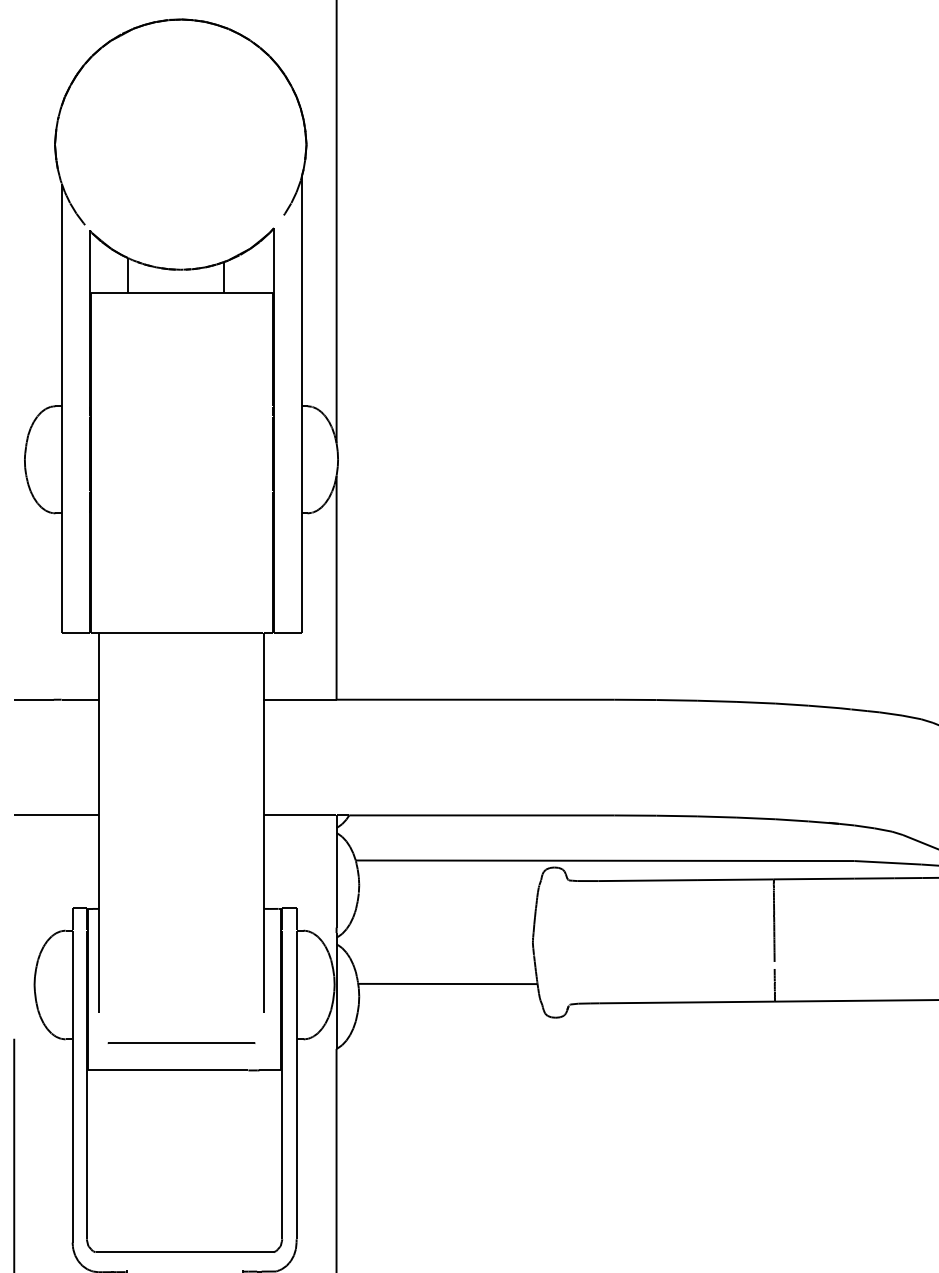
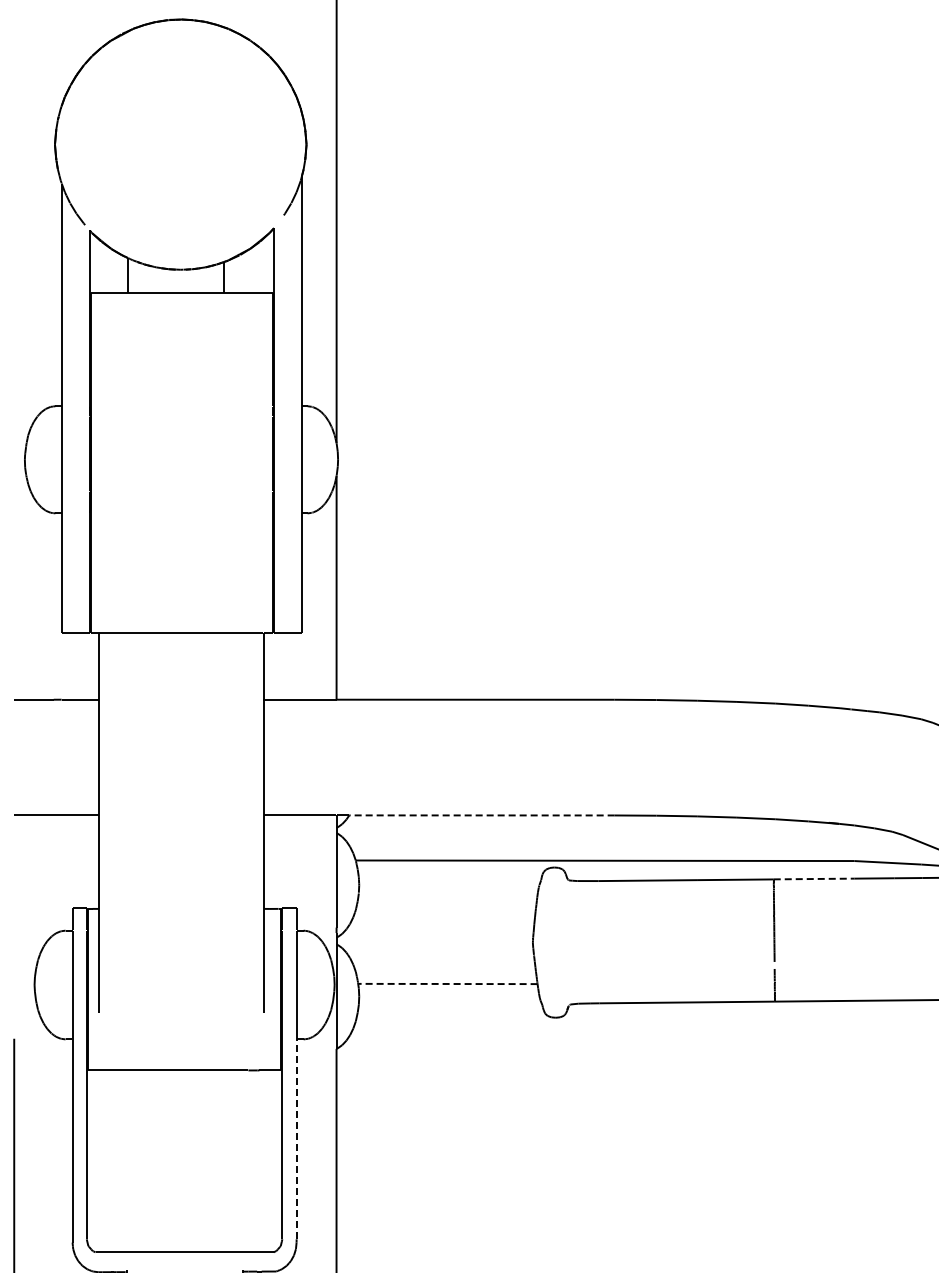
line: solid -> dashed (481, 815)
line: solid -> dashed (814, 879)
line: solid -> dashed (447, 983)
line: present -> none (181, 1042)
line: solid -> dashed (296, 1139)
